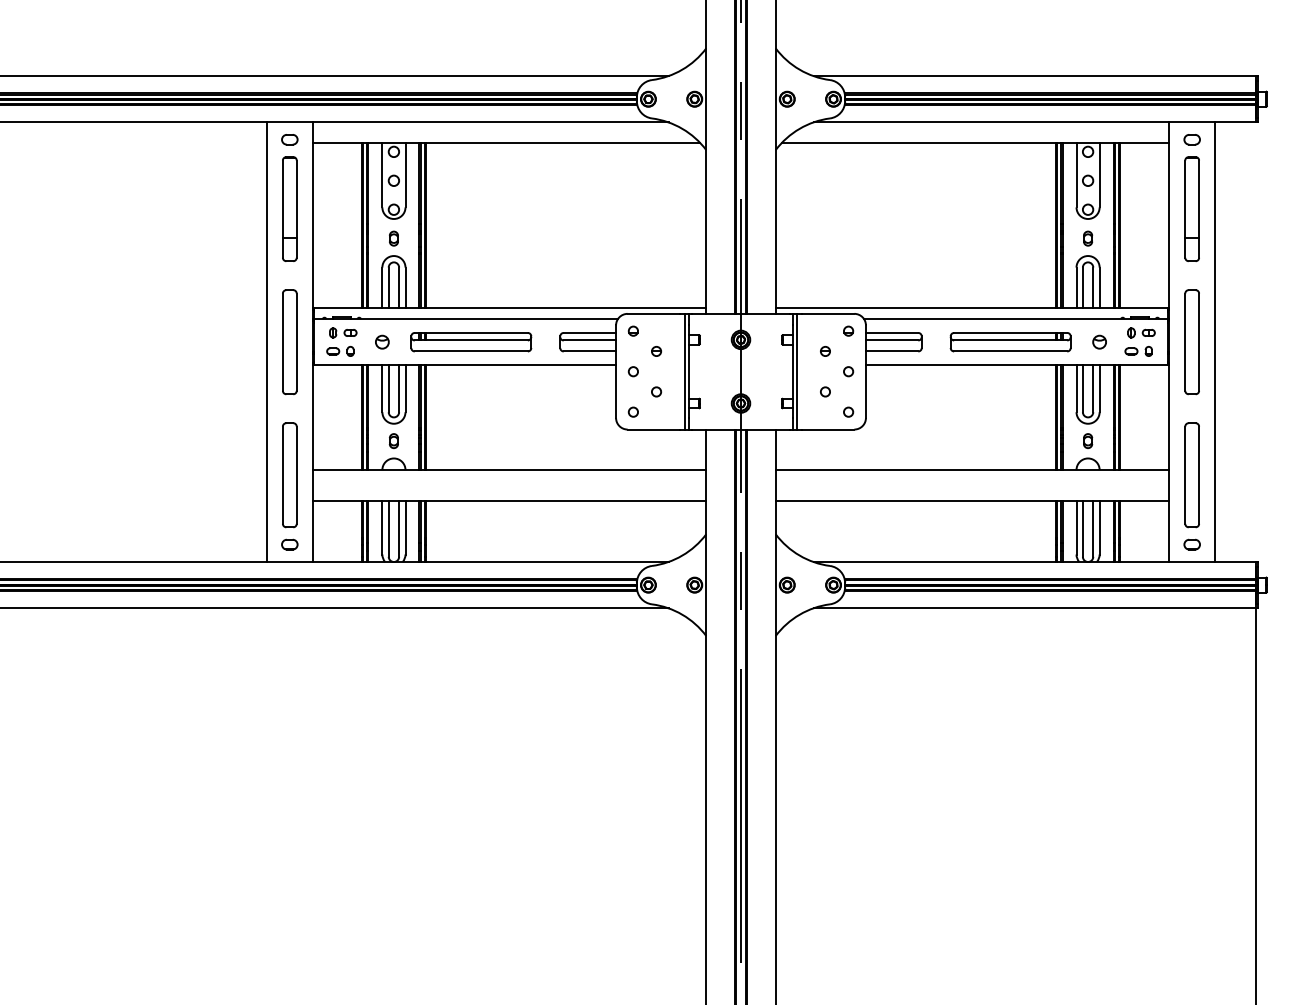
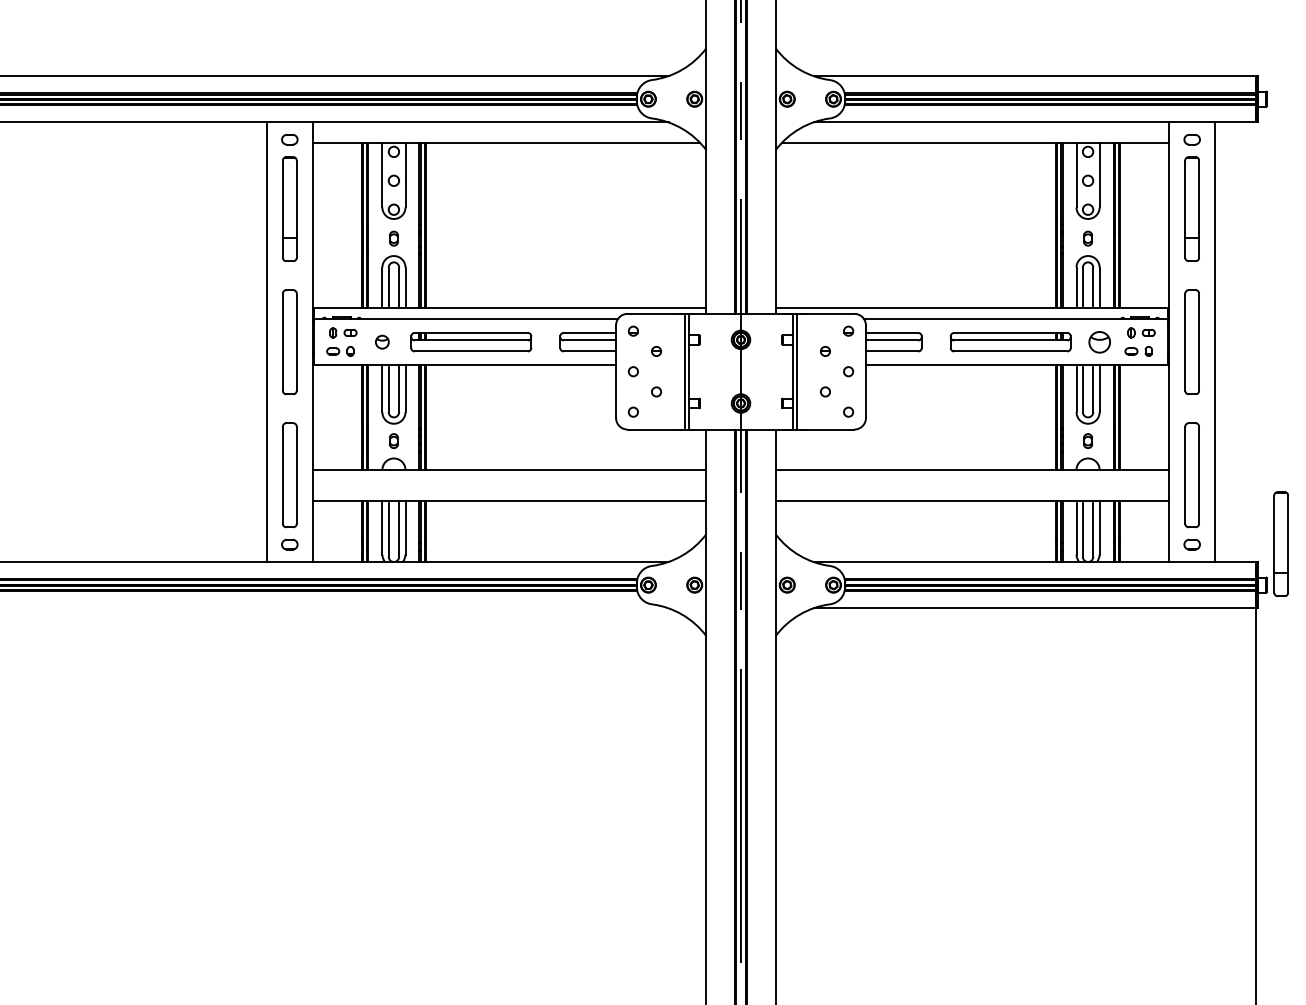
part size: 15x16 px -> 23x23 px (1099, 342)
part: none -> present (1280, 543)
line: present -> none (335, 608)
